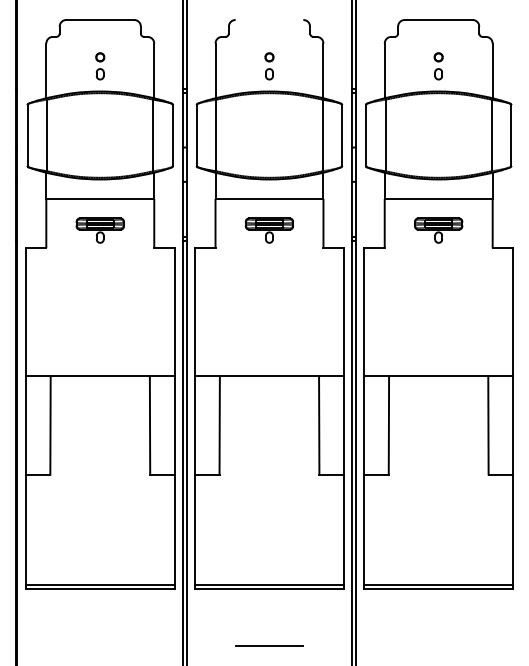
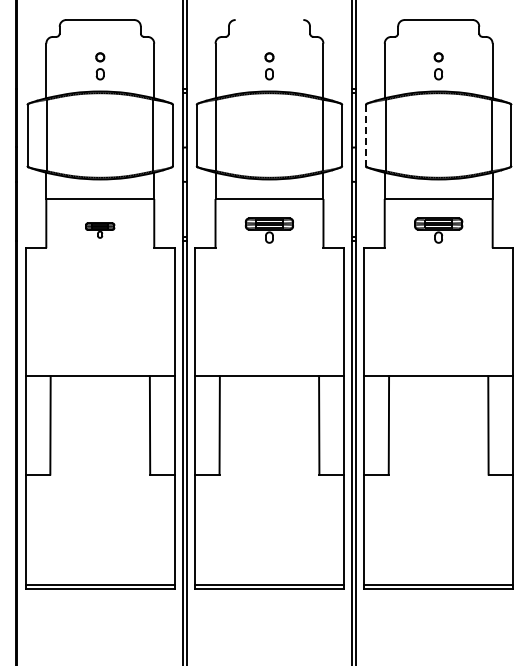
line: solid -> dashed (365, 136)
part size: 50x27 px -> 31x17 px (100, 230)
line: present -> none (269, 646)
